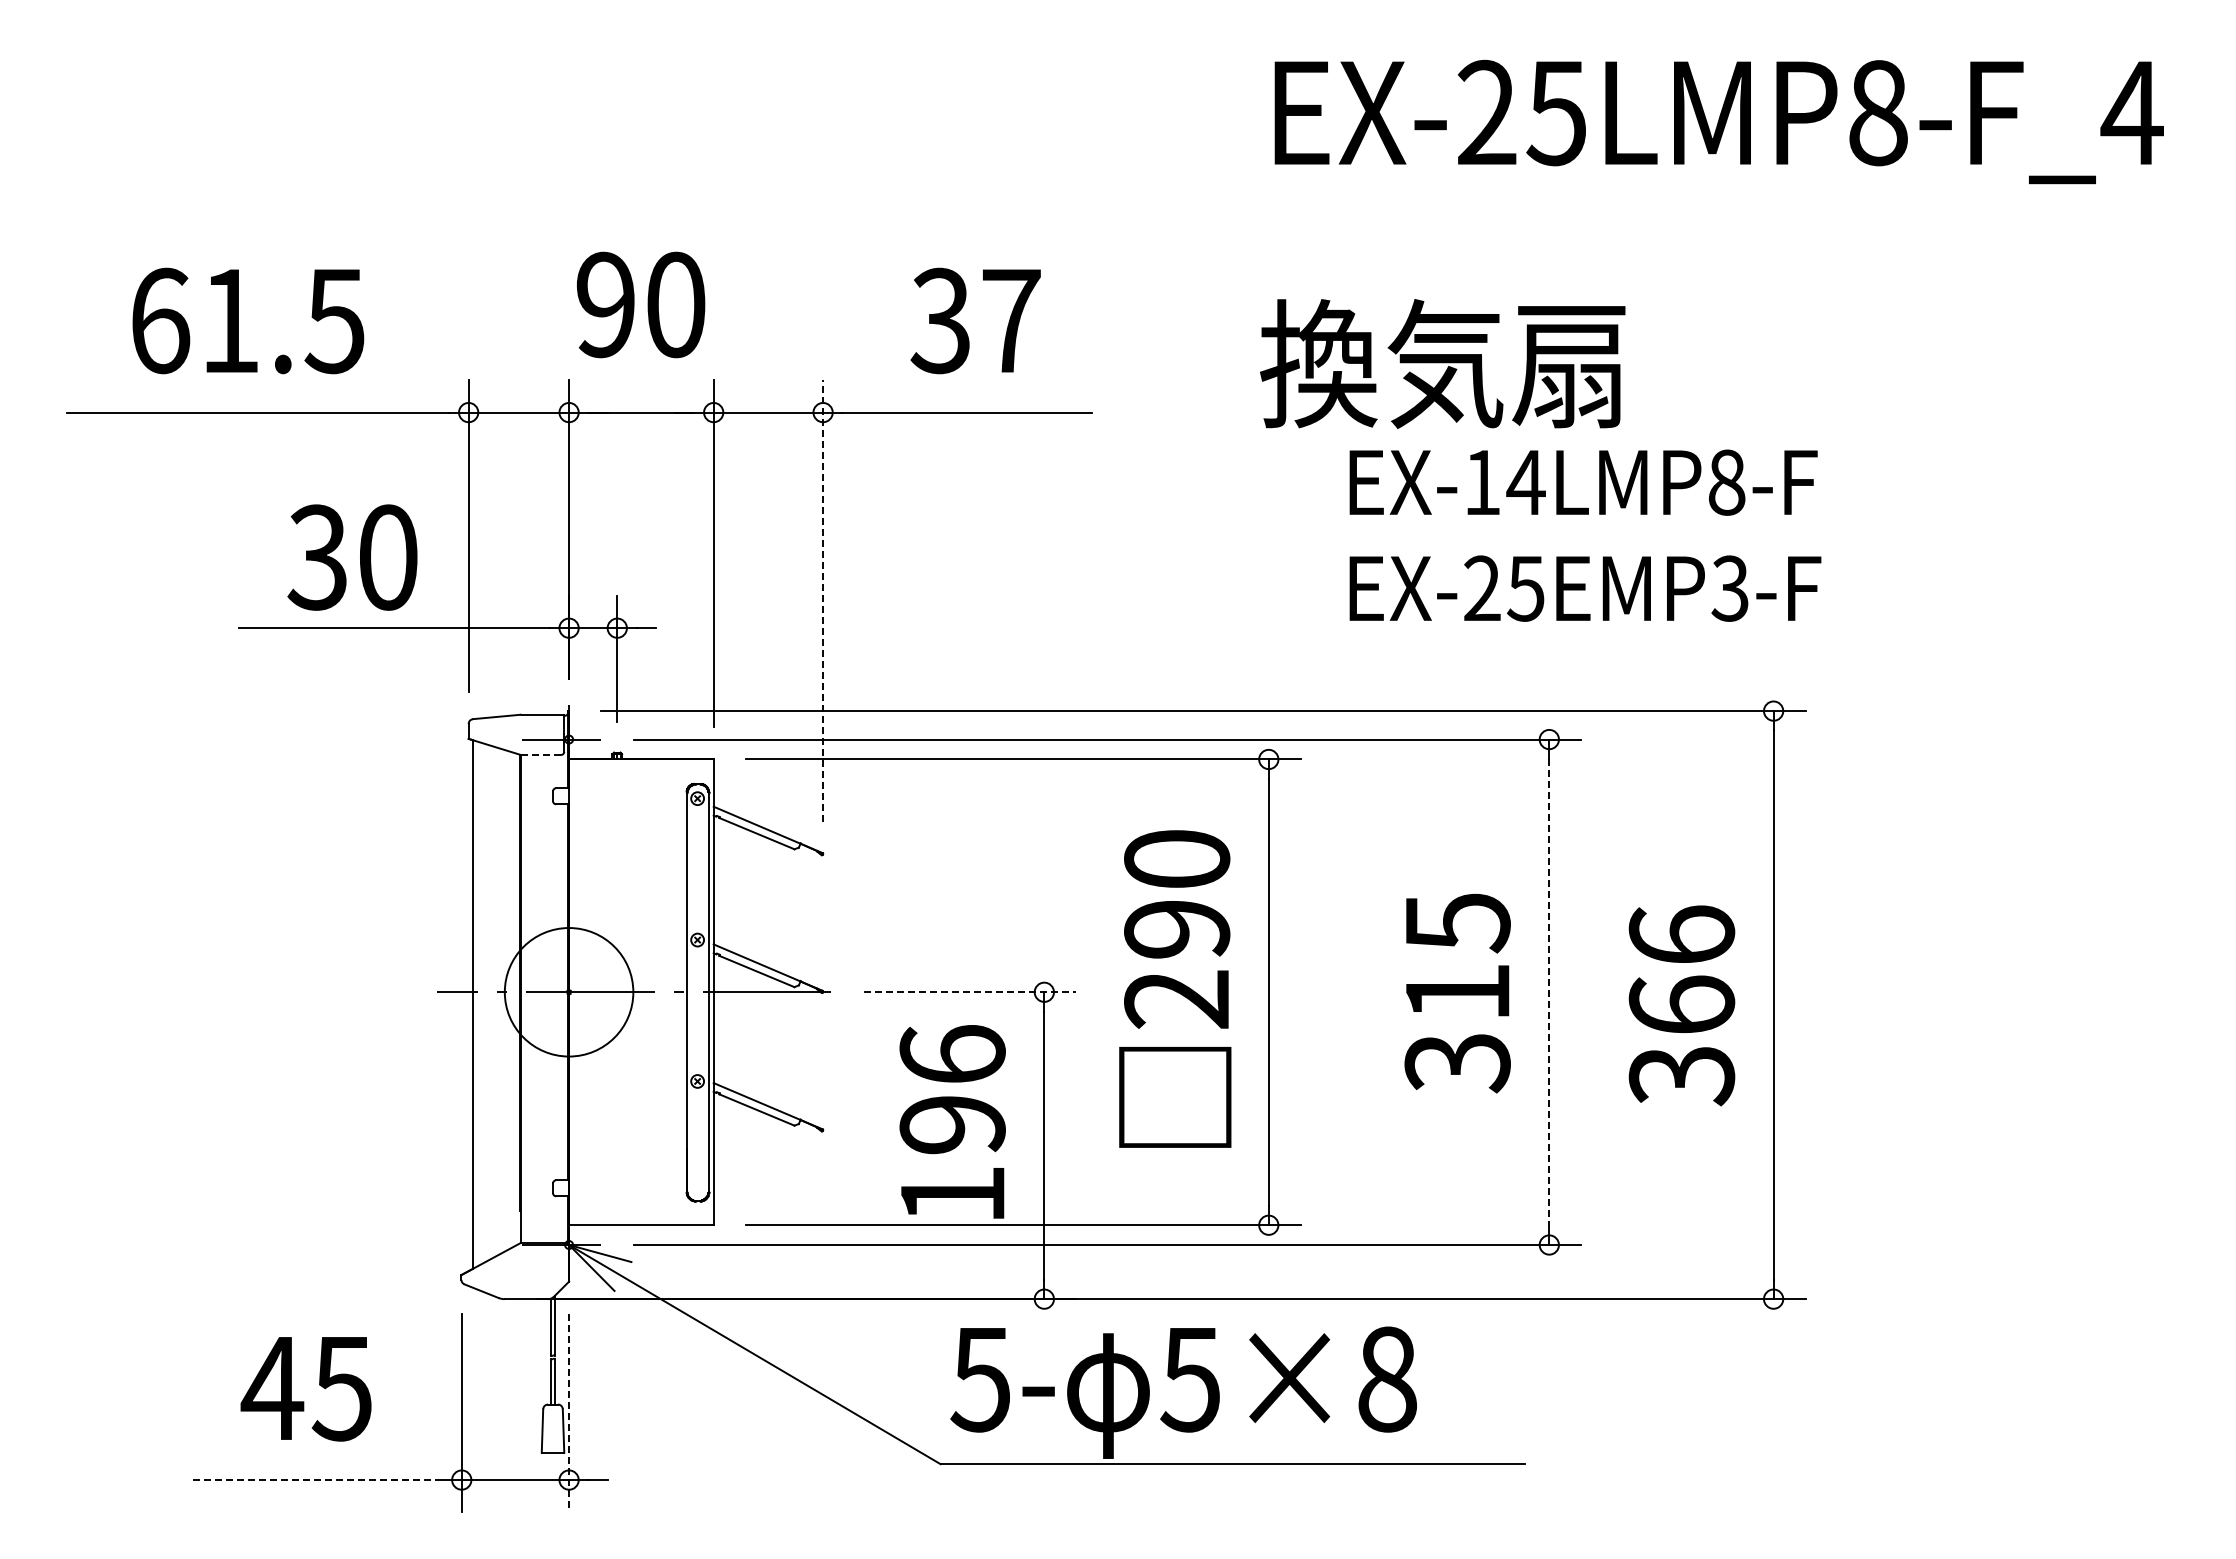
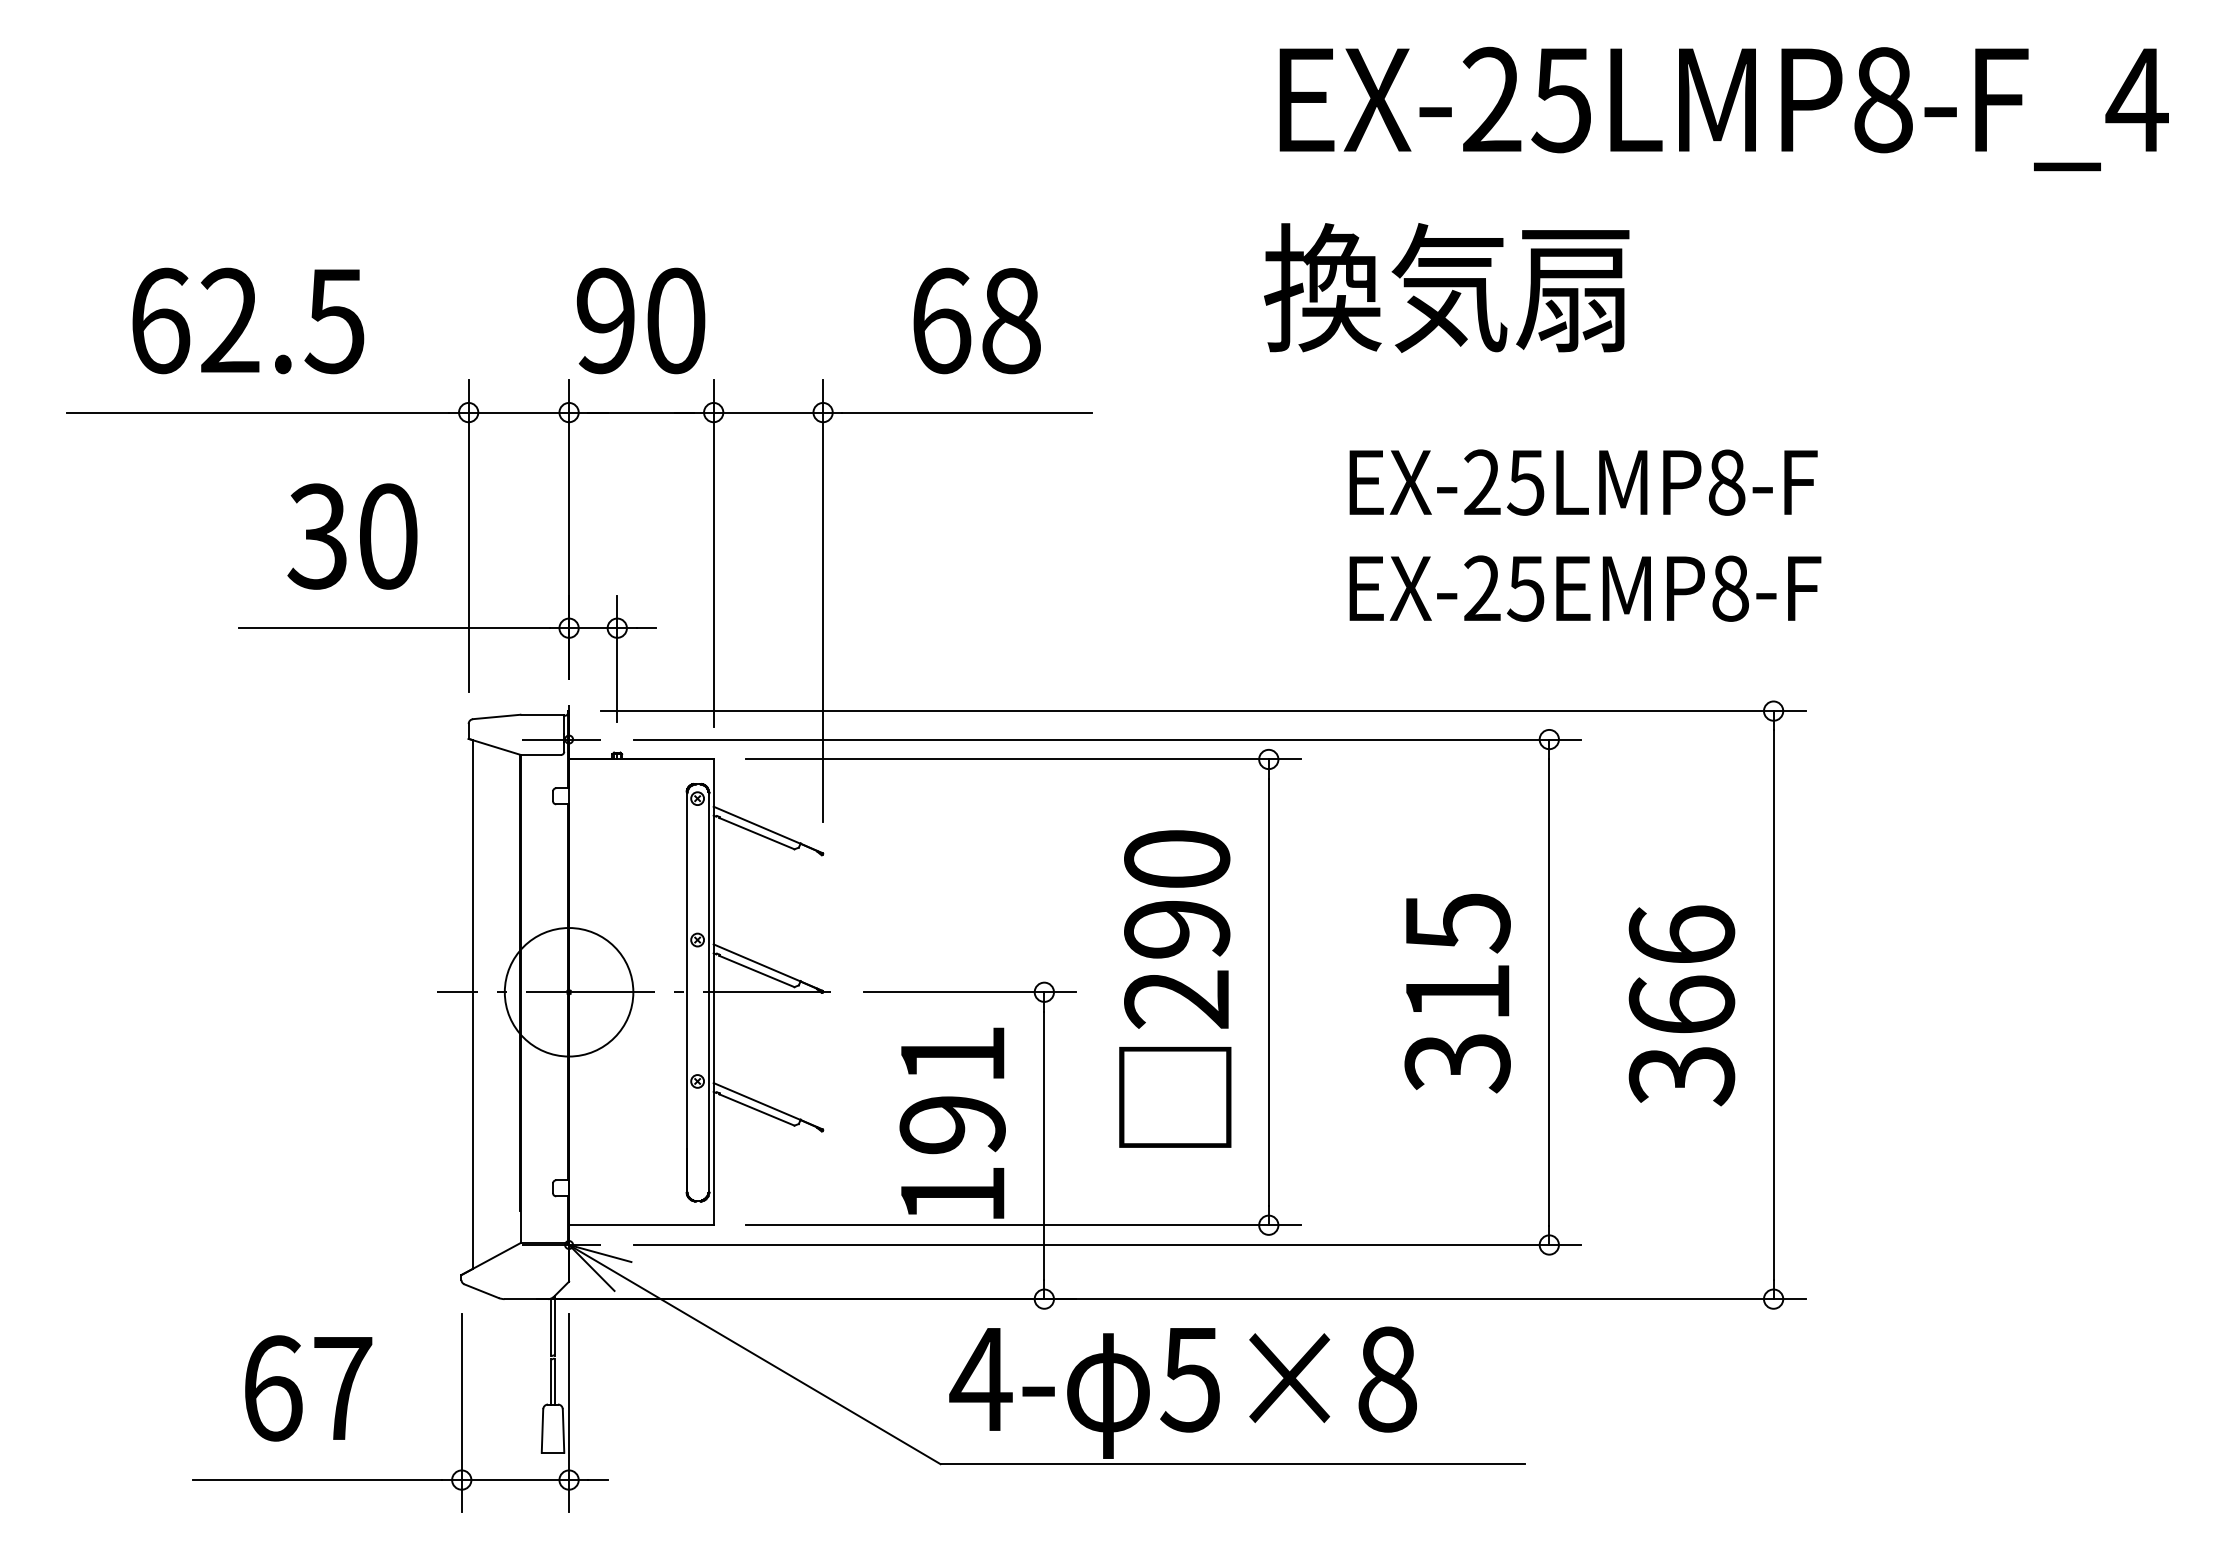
text position: (1718, 121) -> (1723, 108) (1723, 108)
text position: (641, 304) -> (641, 320) (641, 320)
text: 61.5 -> 62.5 (230, 319)
text: 37 -> 68 (975, 320)
text position: (1442, 363) -> (1446, 287) (1446, 287)
text: EX-14LMP8-F -> EX-25LMP8-F (1504, 482)
text position: (352, 557) -> (352, 536) (352, 536)
text: EX-25EMP3-F -> EX-25EMP8-F (1729, 588)
line: dashed -> solid (823, 601)
line: dashed -> solid (540, 754)
line: dashed -> solid (970, 992)
line: dashed -> solid (1549, 992)
text: 196 -> 191 (952, 1053)
text: 5- -> 4- (980, 1380)
text: 45 -> 67 (306, 1388)
line: dashed -> solid (569, 1413)
line: dashed -> solid (317, 1480)
